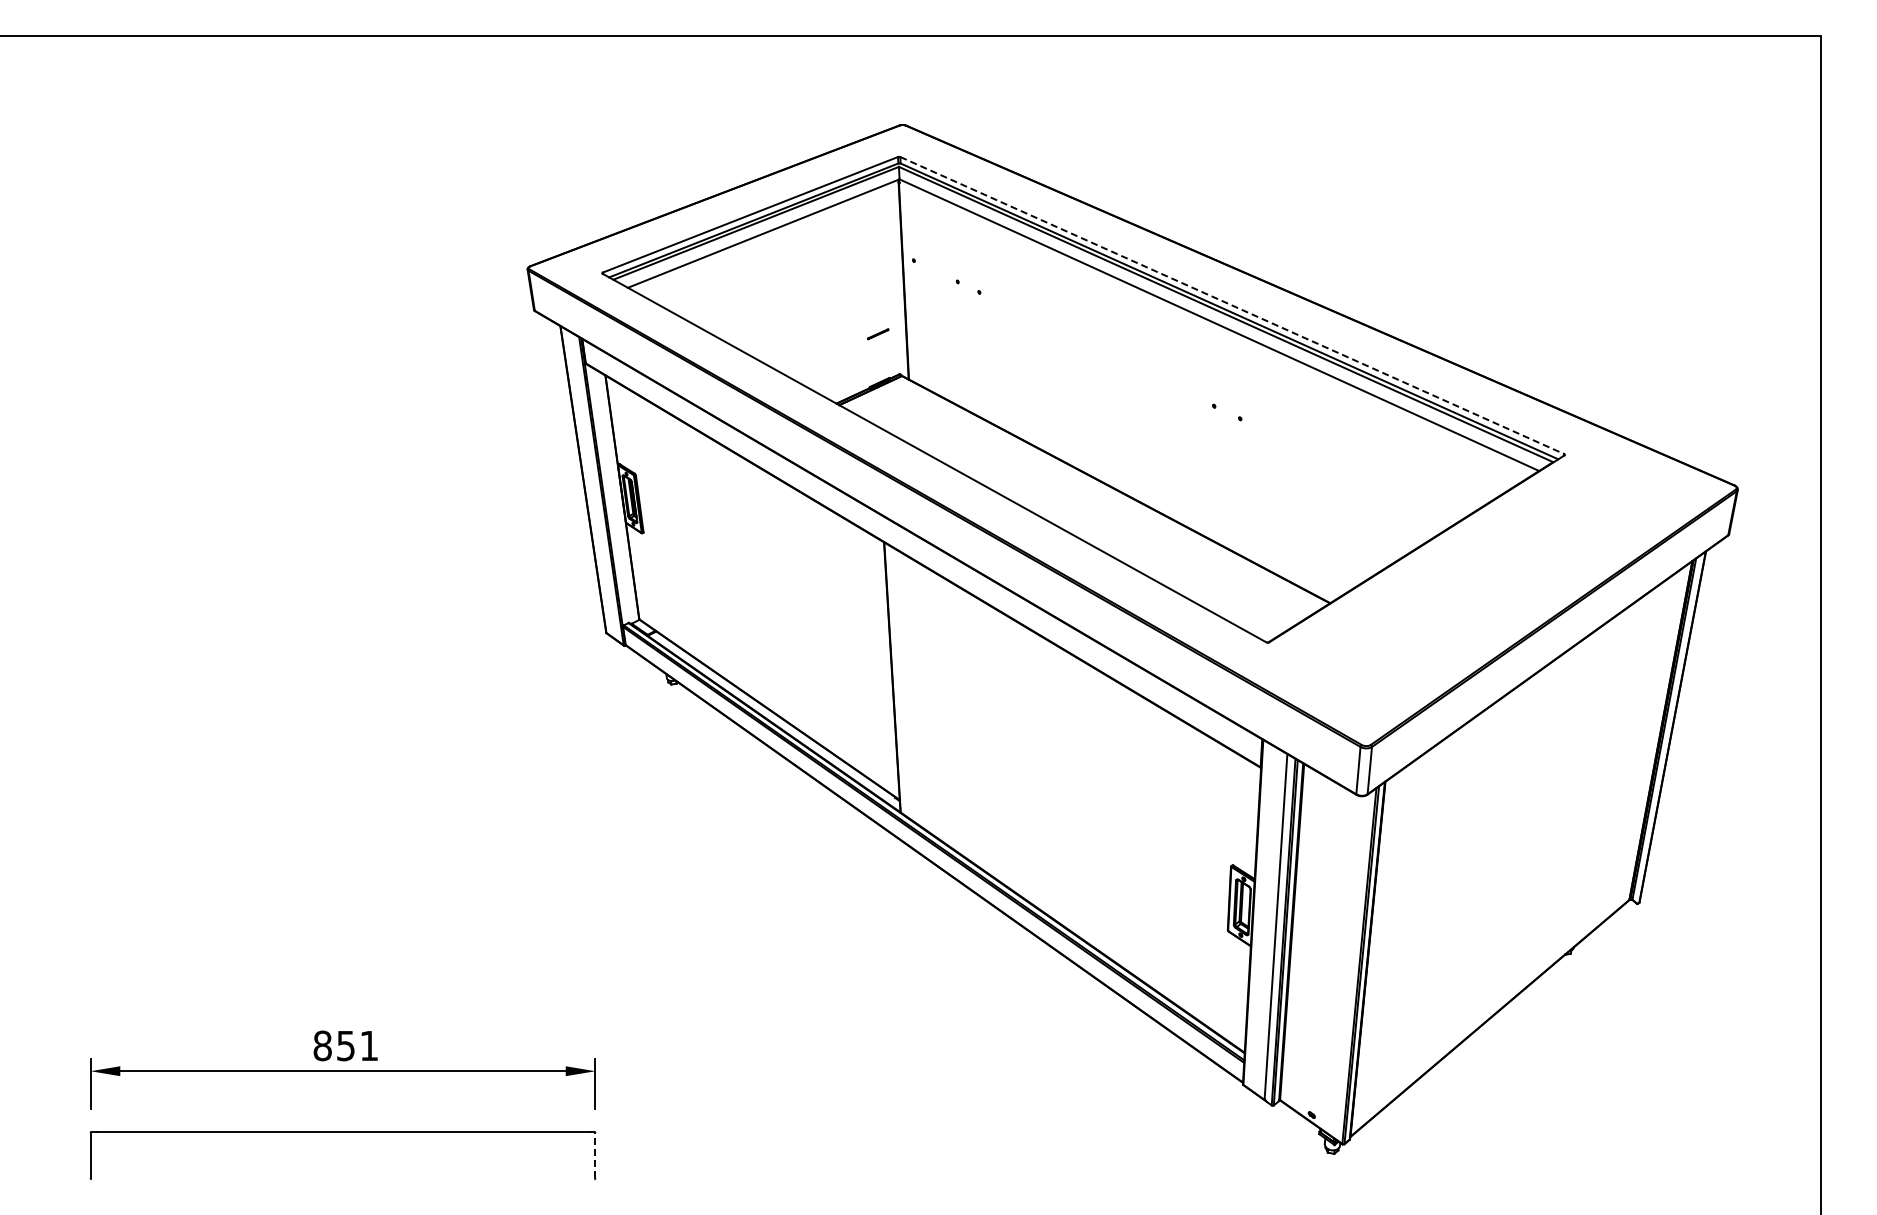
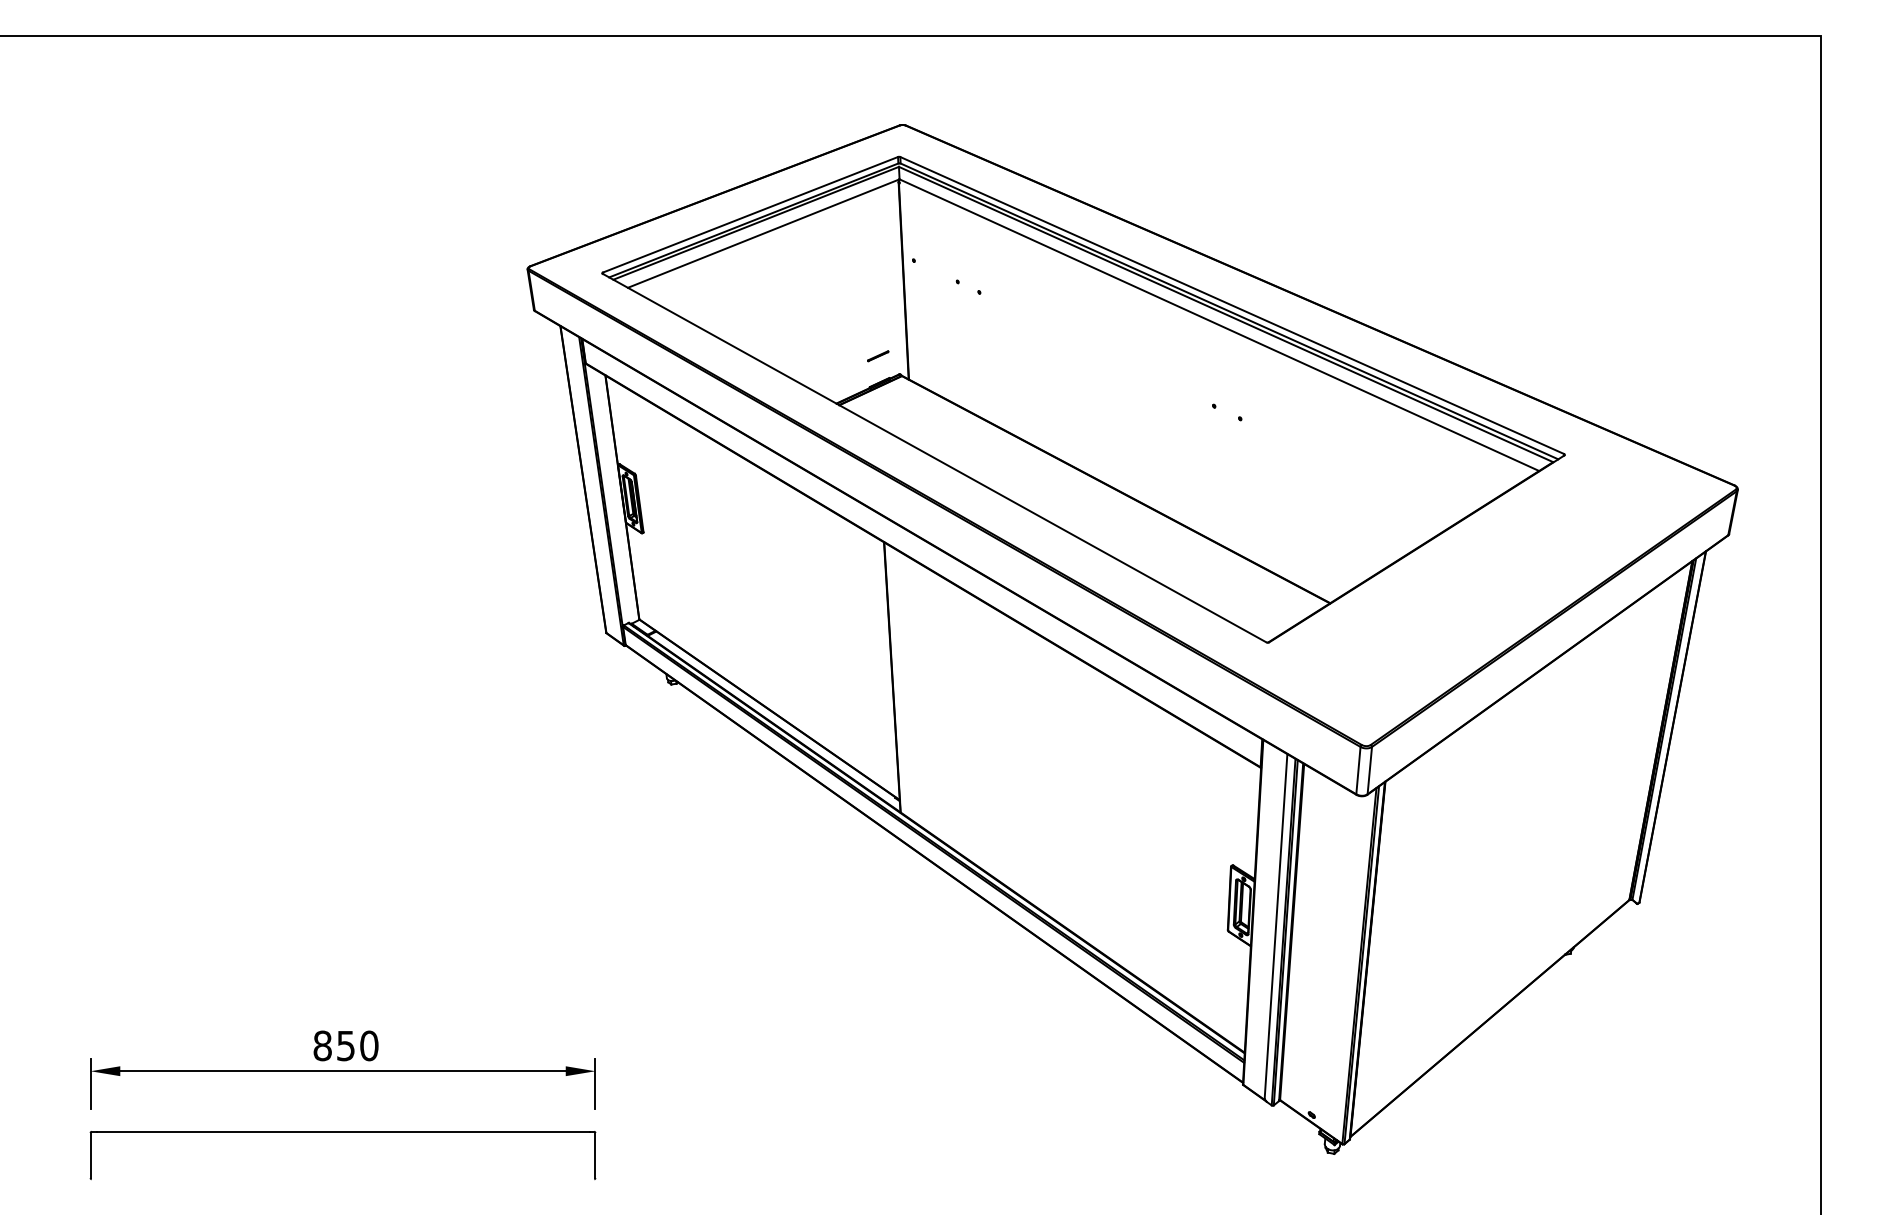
line: dashed -> solid (1232, 305)
line position: (878, 334) -> (878, 356) (878, 356)
text: 851 -> 850 (369, 1045)
line: dashed -> solid (595, 1155)
